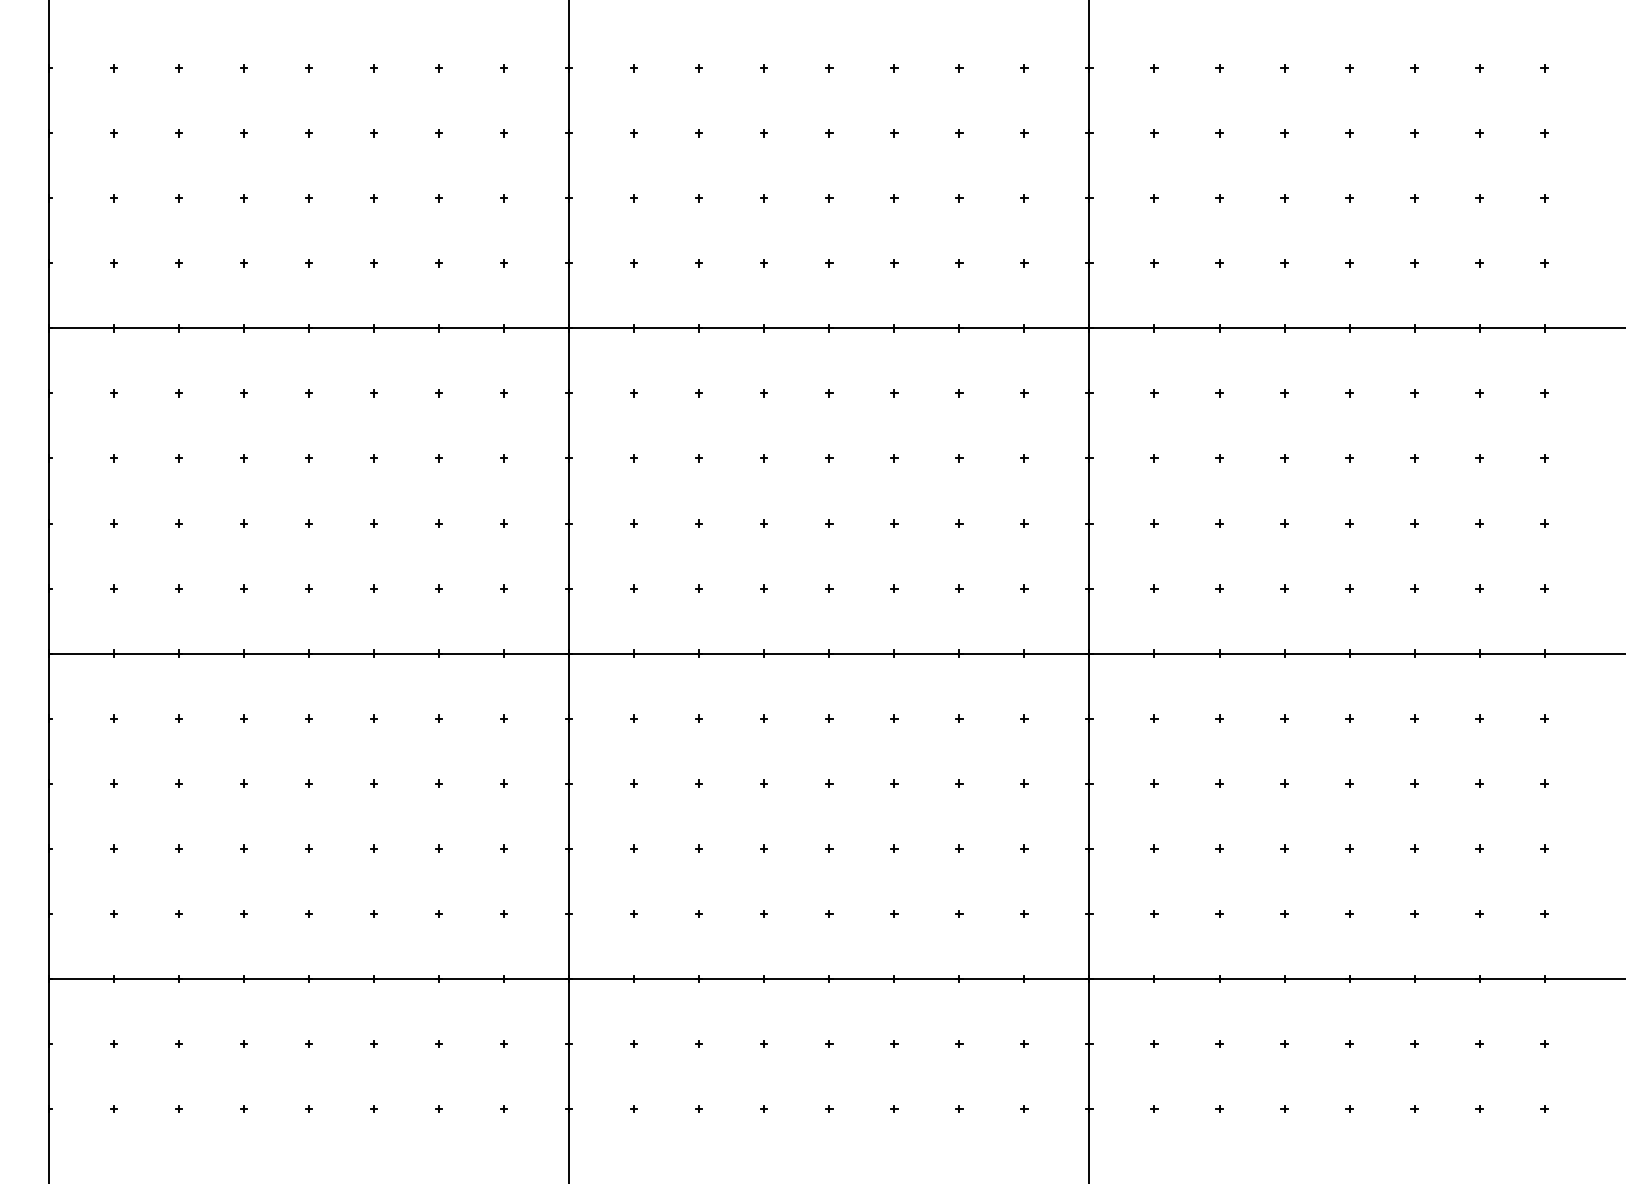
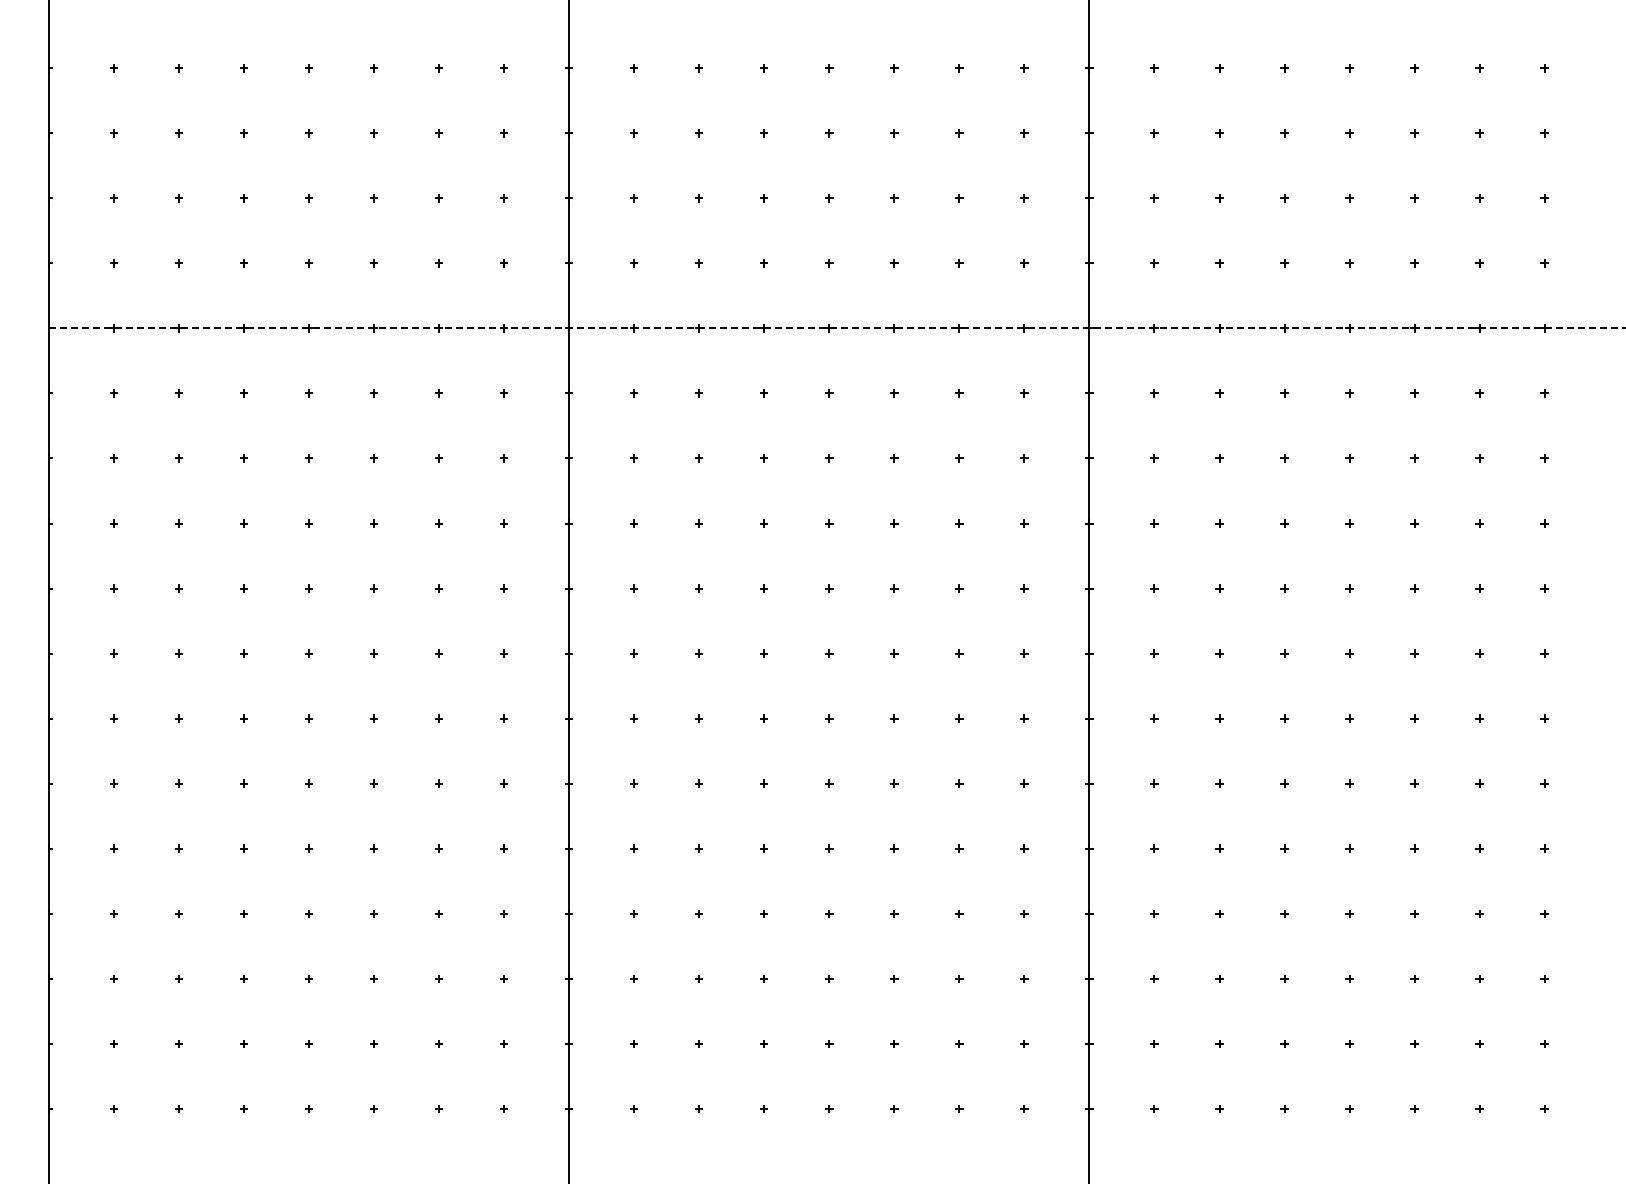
line: solid -> dashed (837, 328)
line: present -> none (835, 653)
line: present -> none (835, 978)
